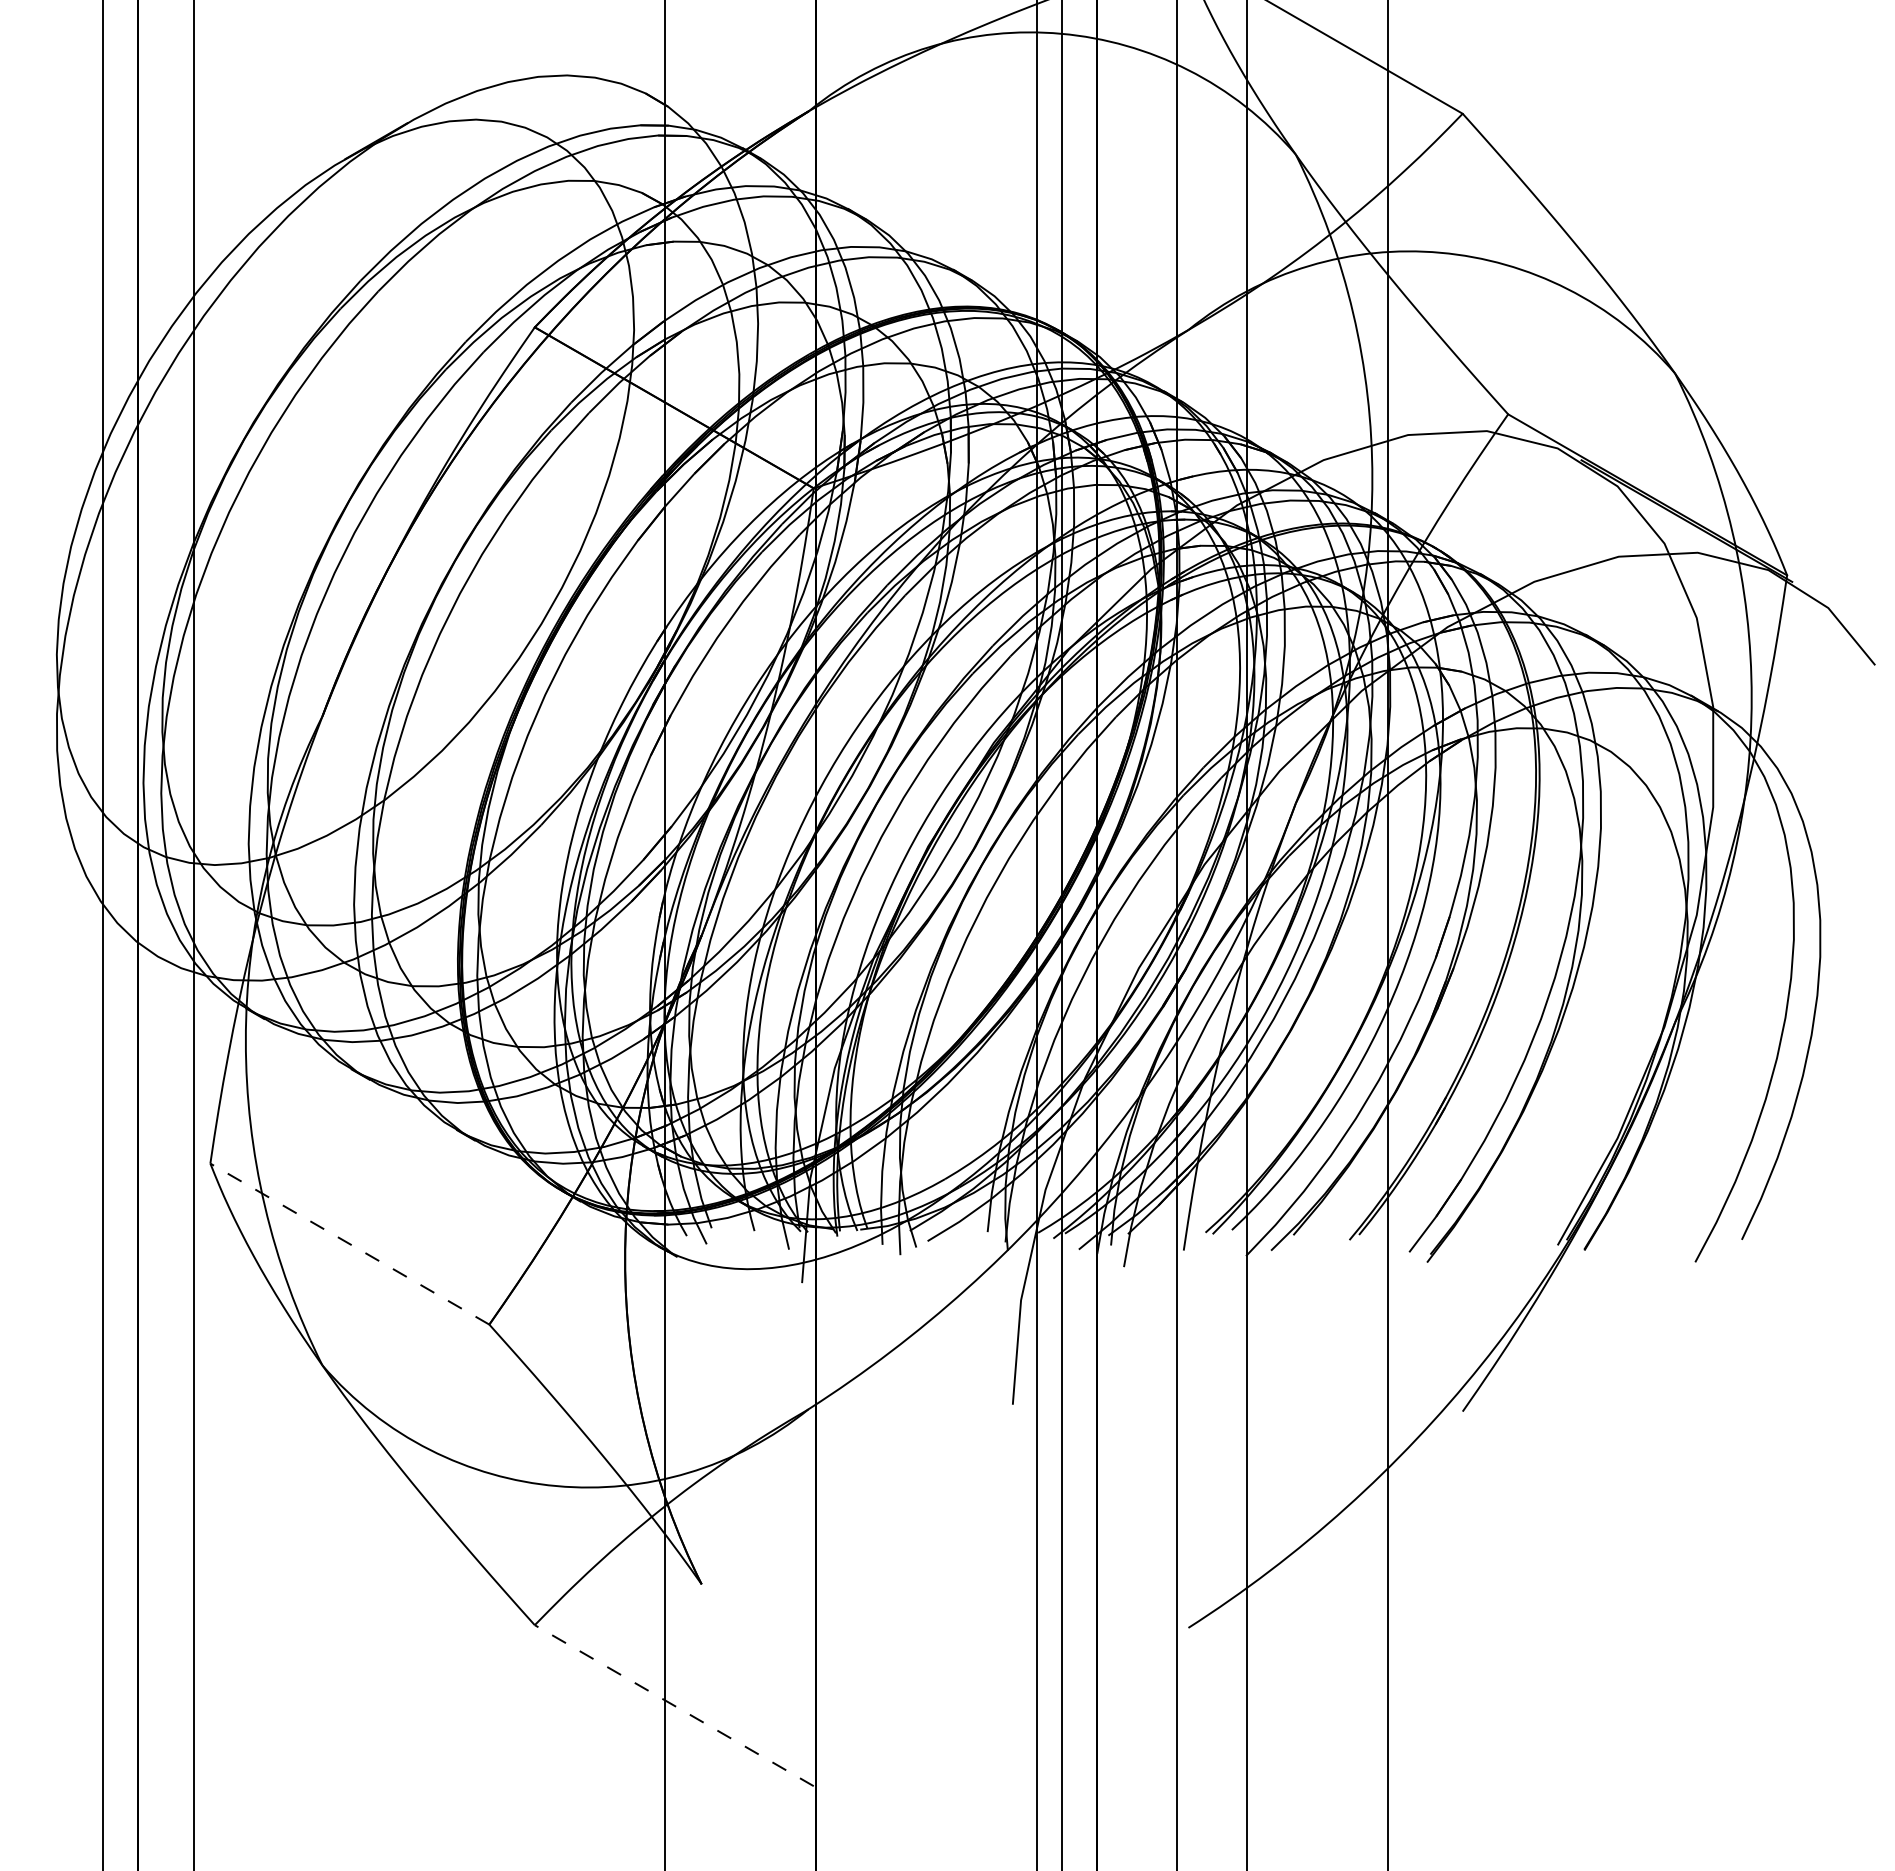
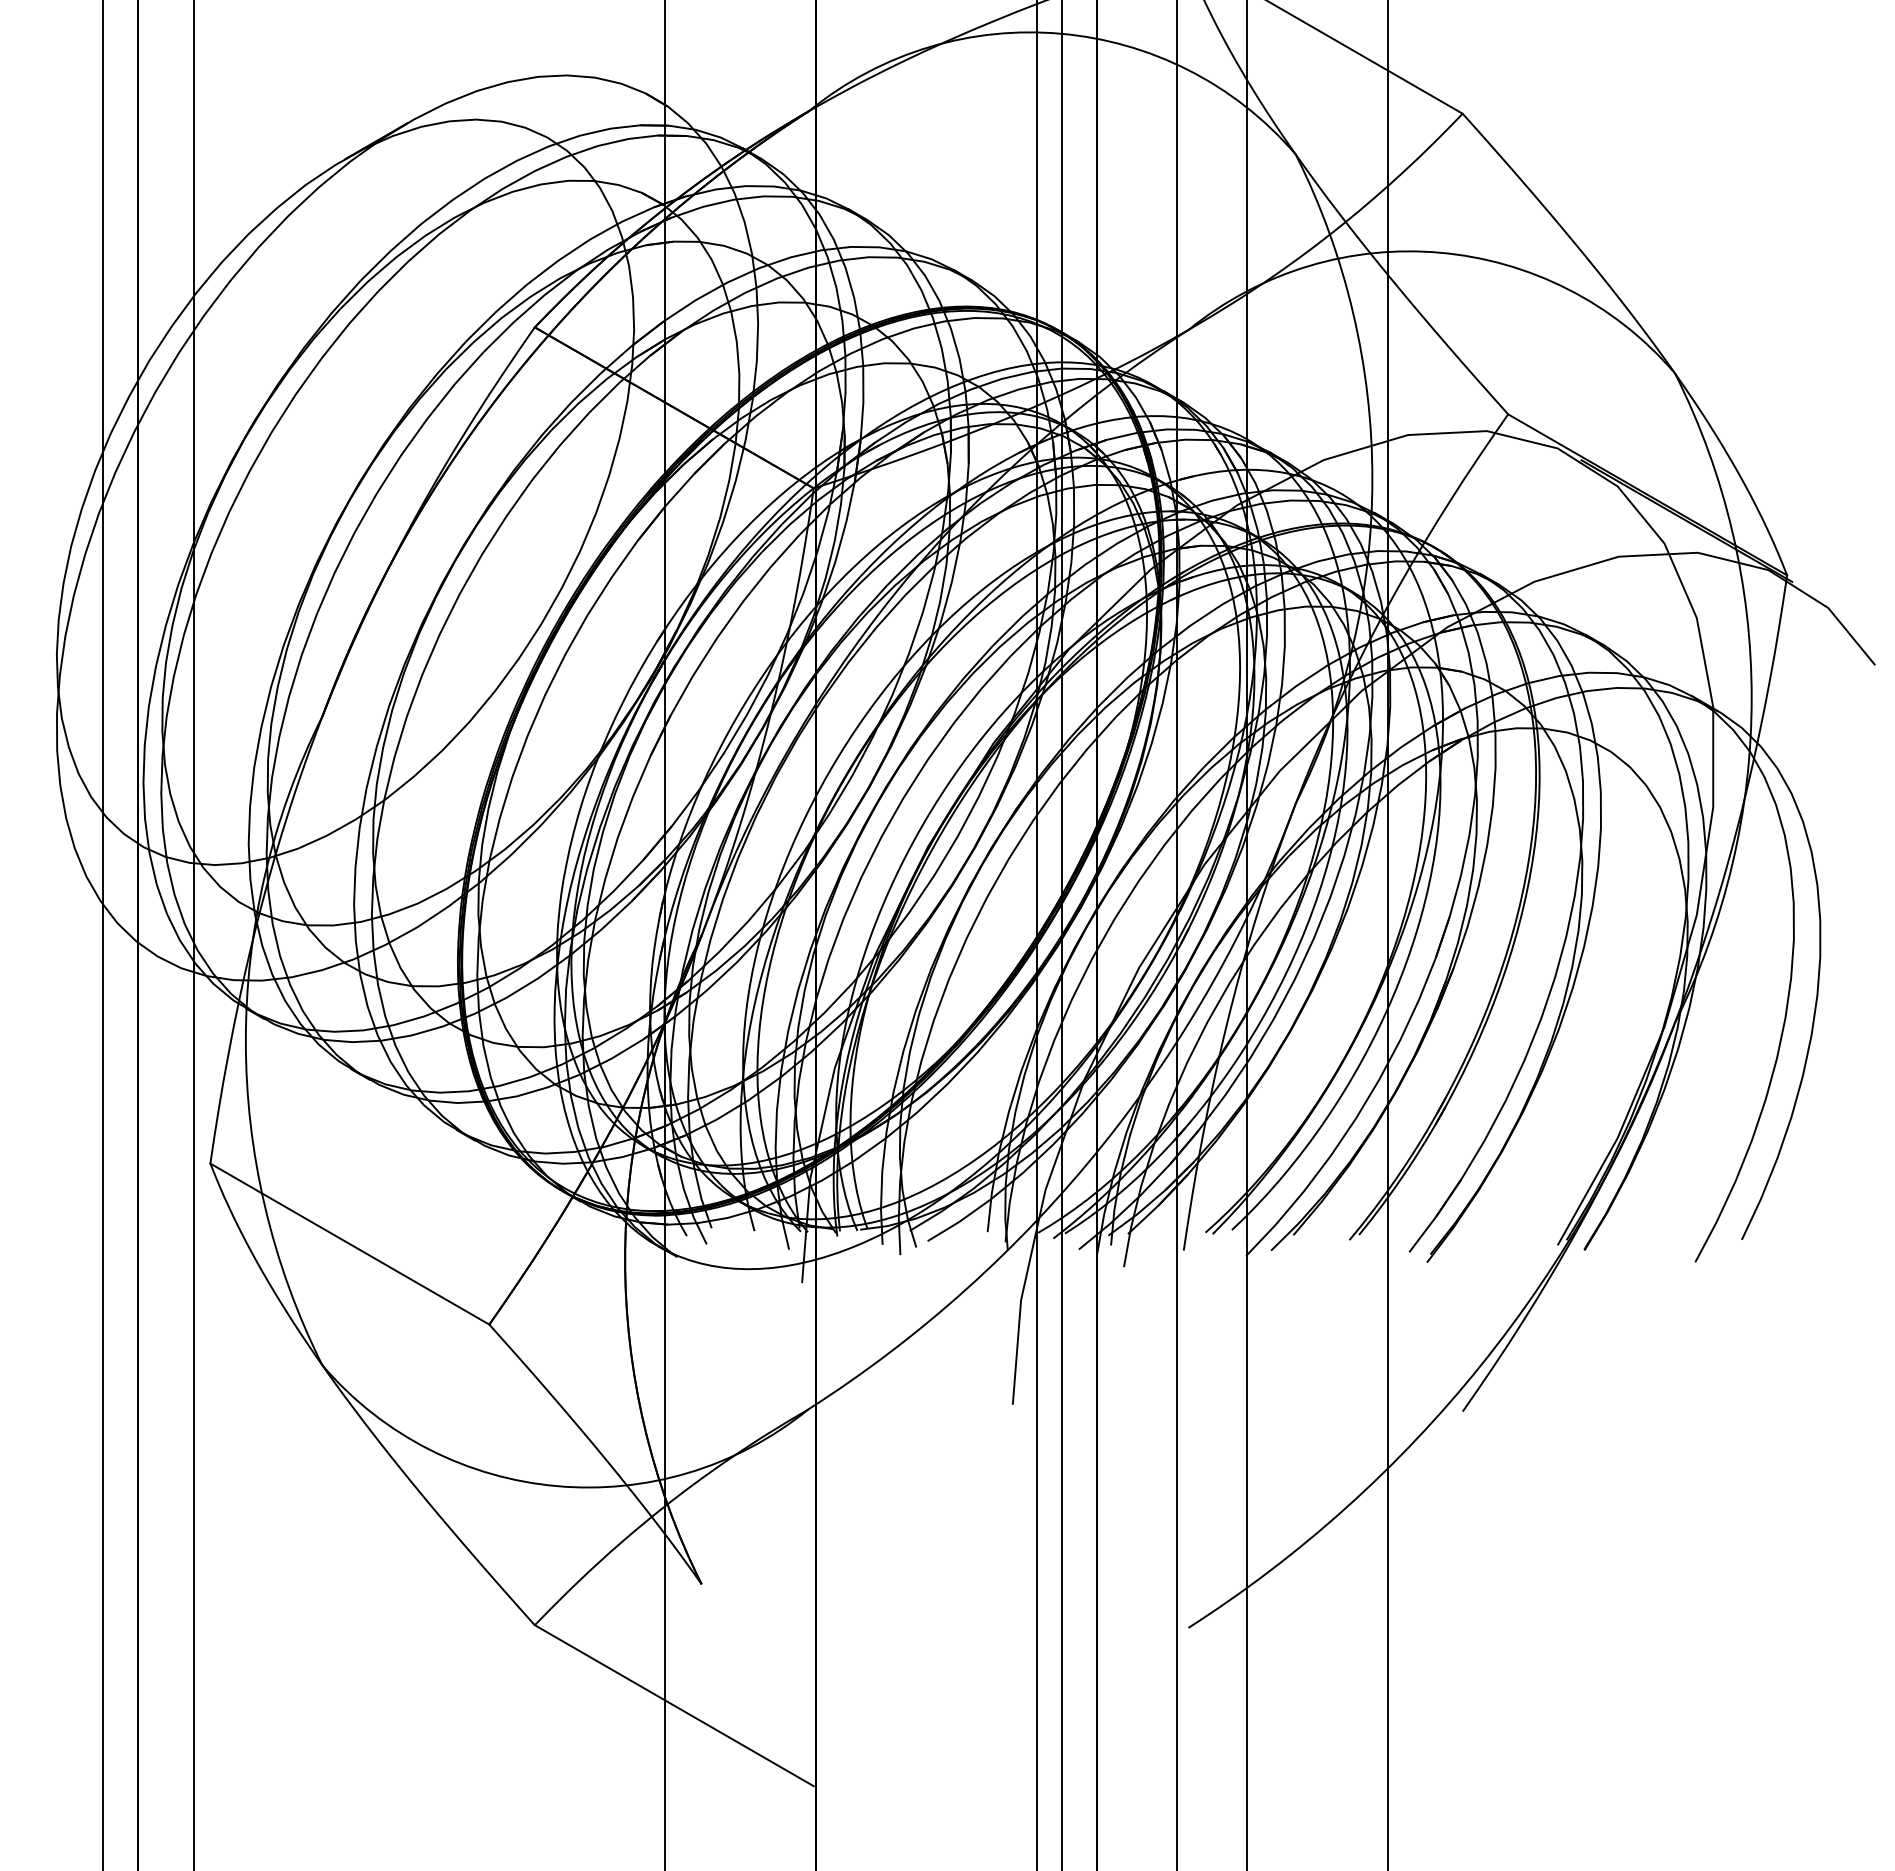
line: dashed -> solid (349, 1243)
line: dashed -> solid (673, 1705)
